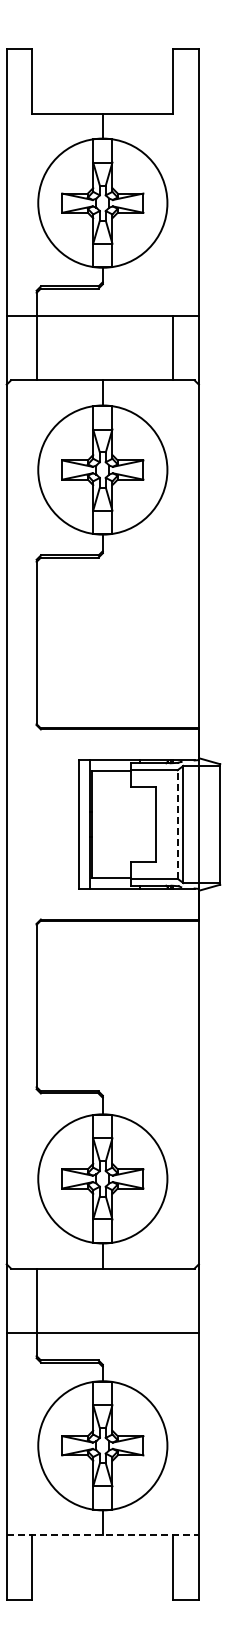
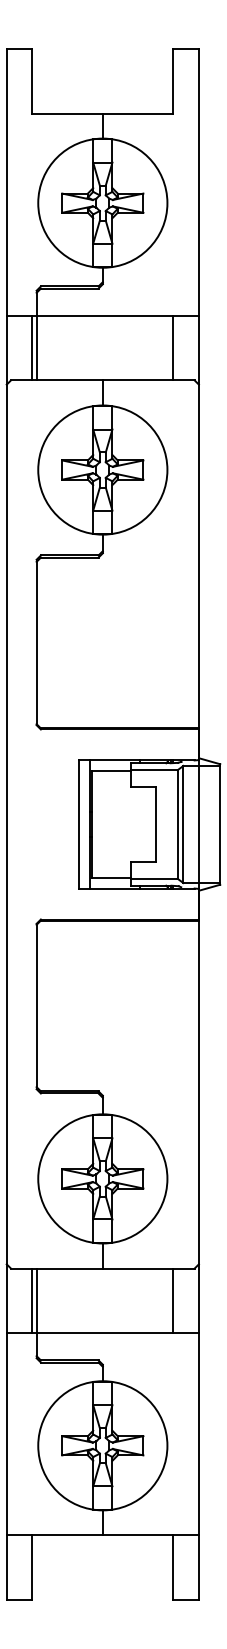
line: none -> present (32, 348)
line: dashed -> solid (177, 824)
line: none -> present (32, 1300)
line: none -> present (173, 1300)
line: dashed -> solid (103, 1535)
